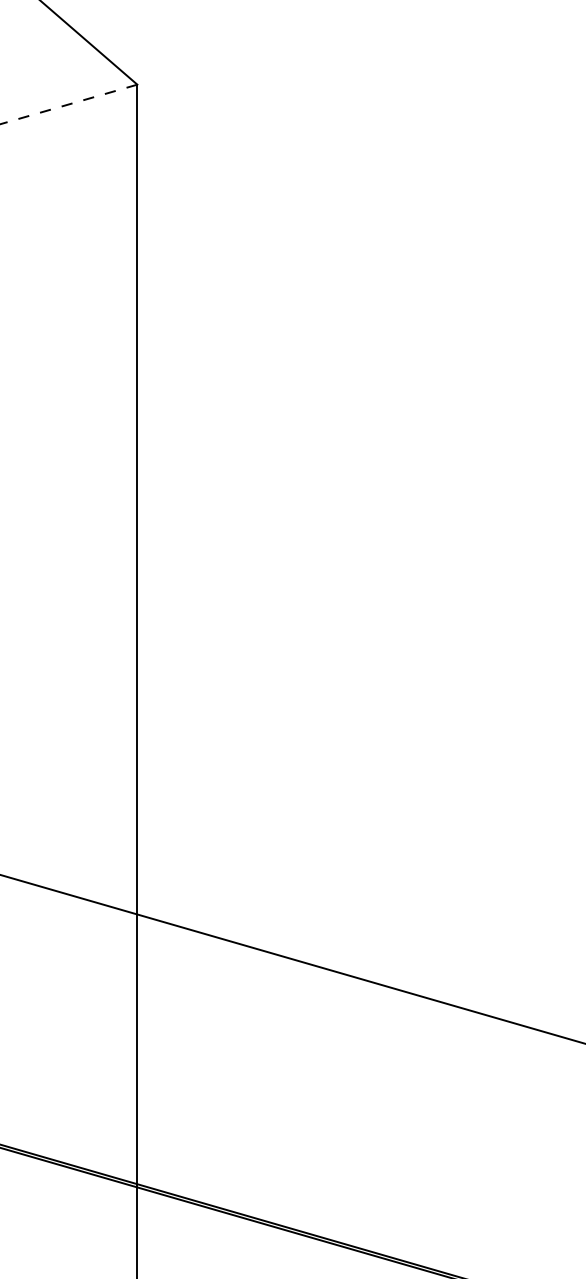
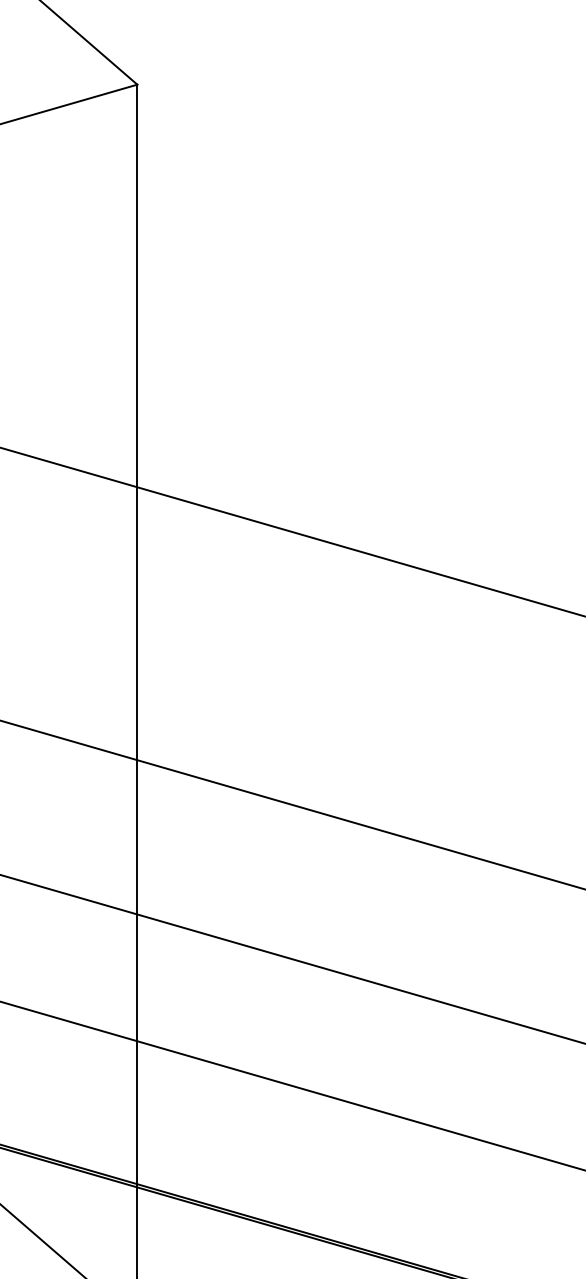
line: dashed -> solid (69, 104)
line: none -> present (292, 531)
line: none -> present (292, 804)
line: none -> present (292, 1085)
line: none -> present (42, 1240)
